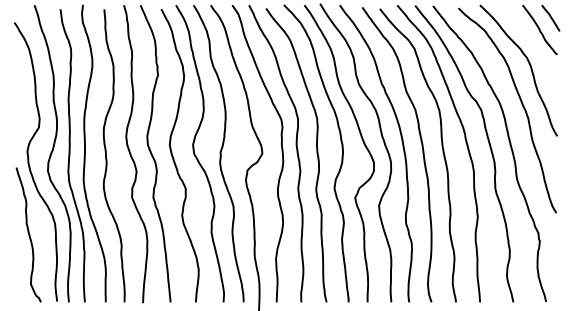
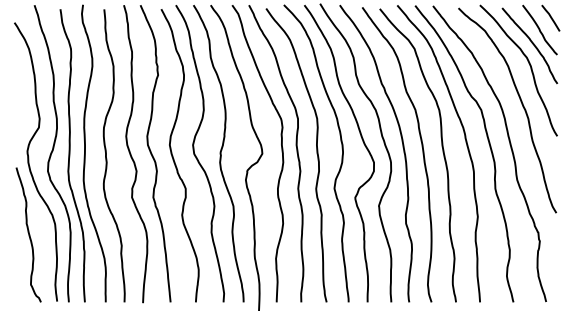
curve: none -> present (531, 43)
